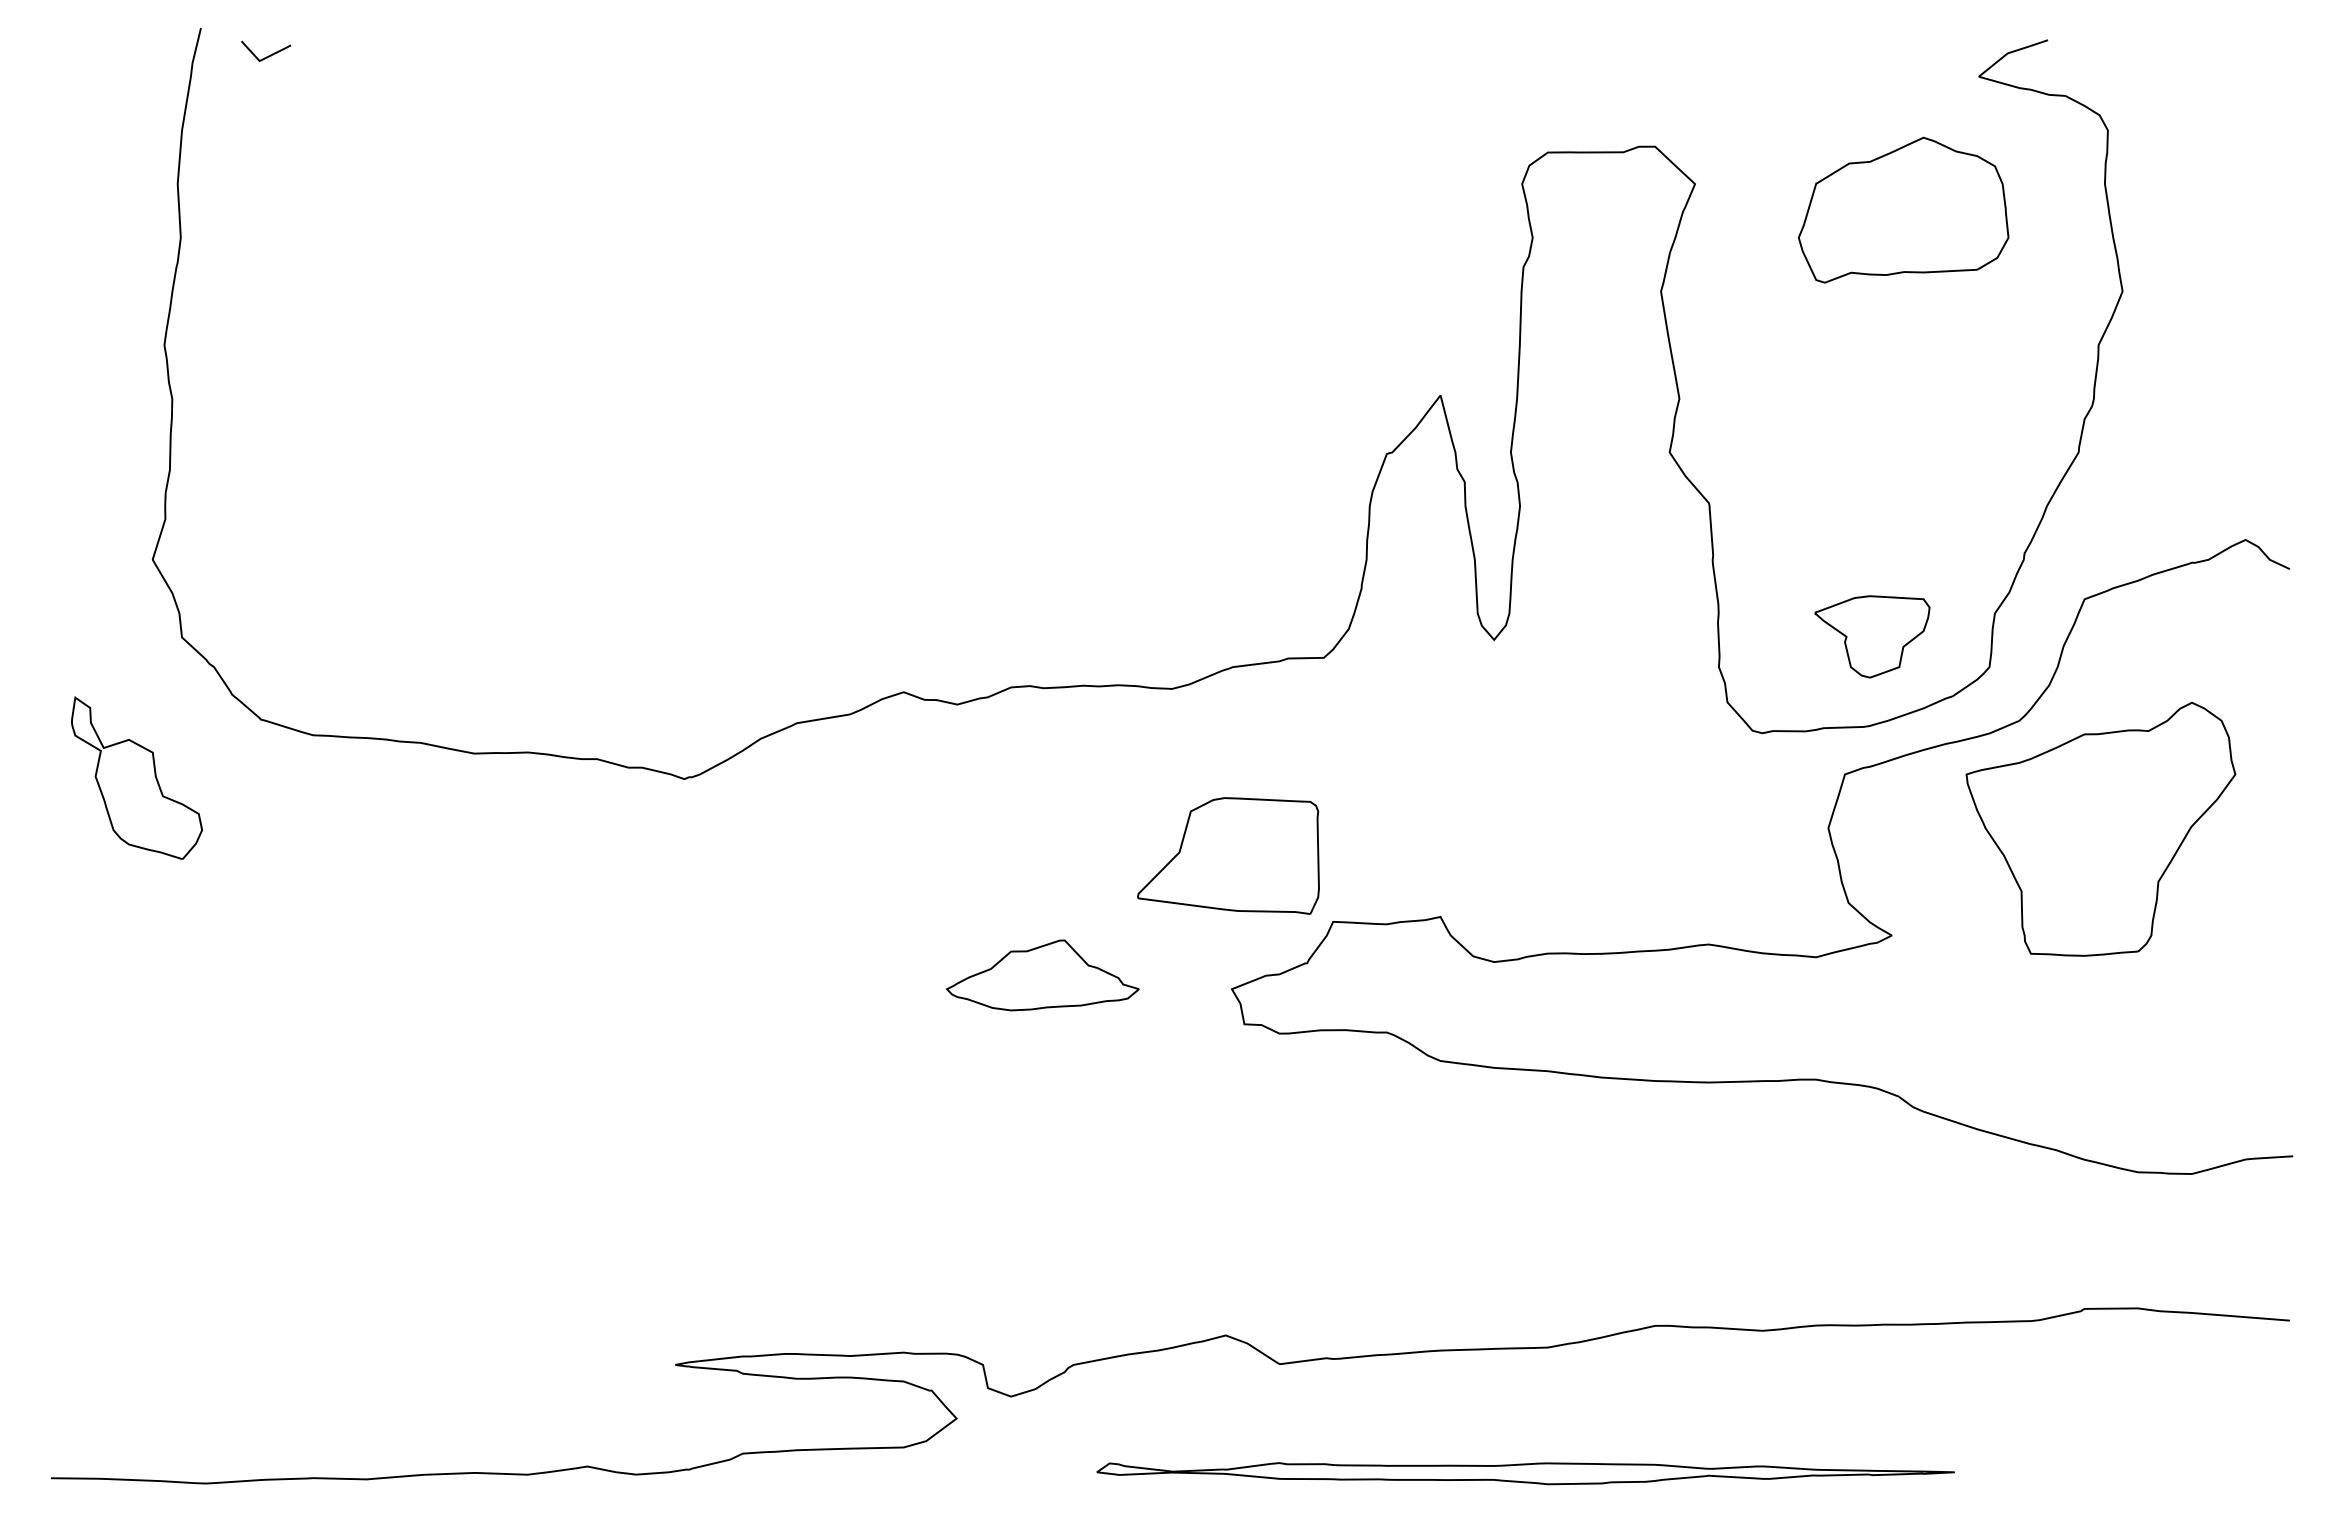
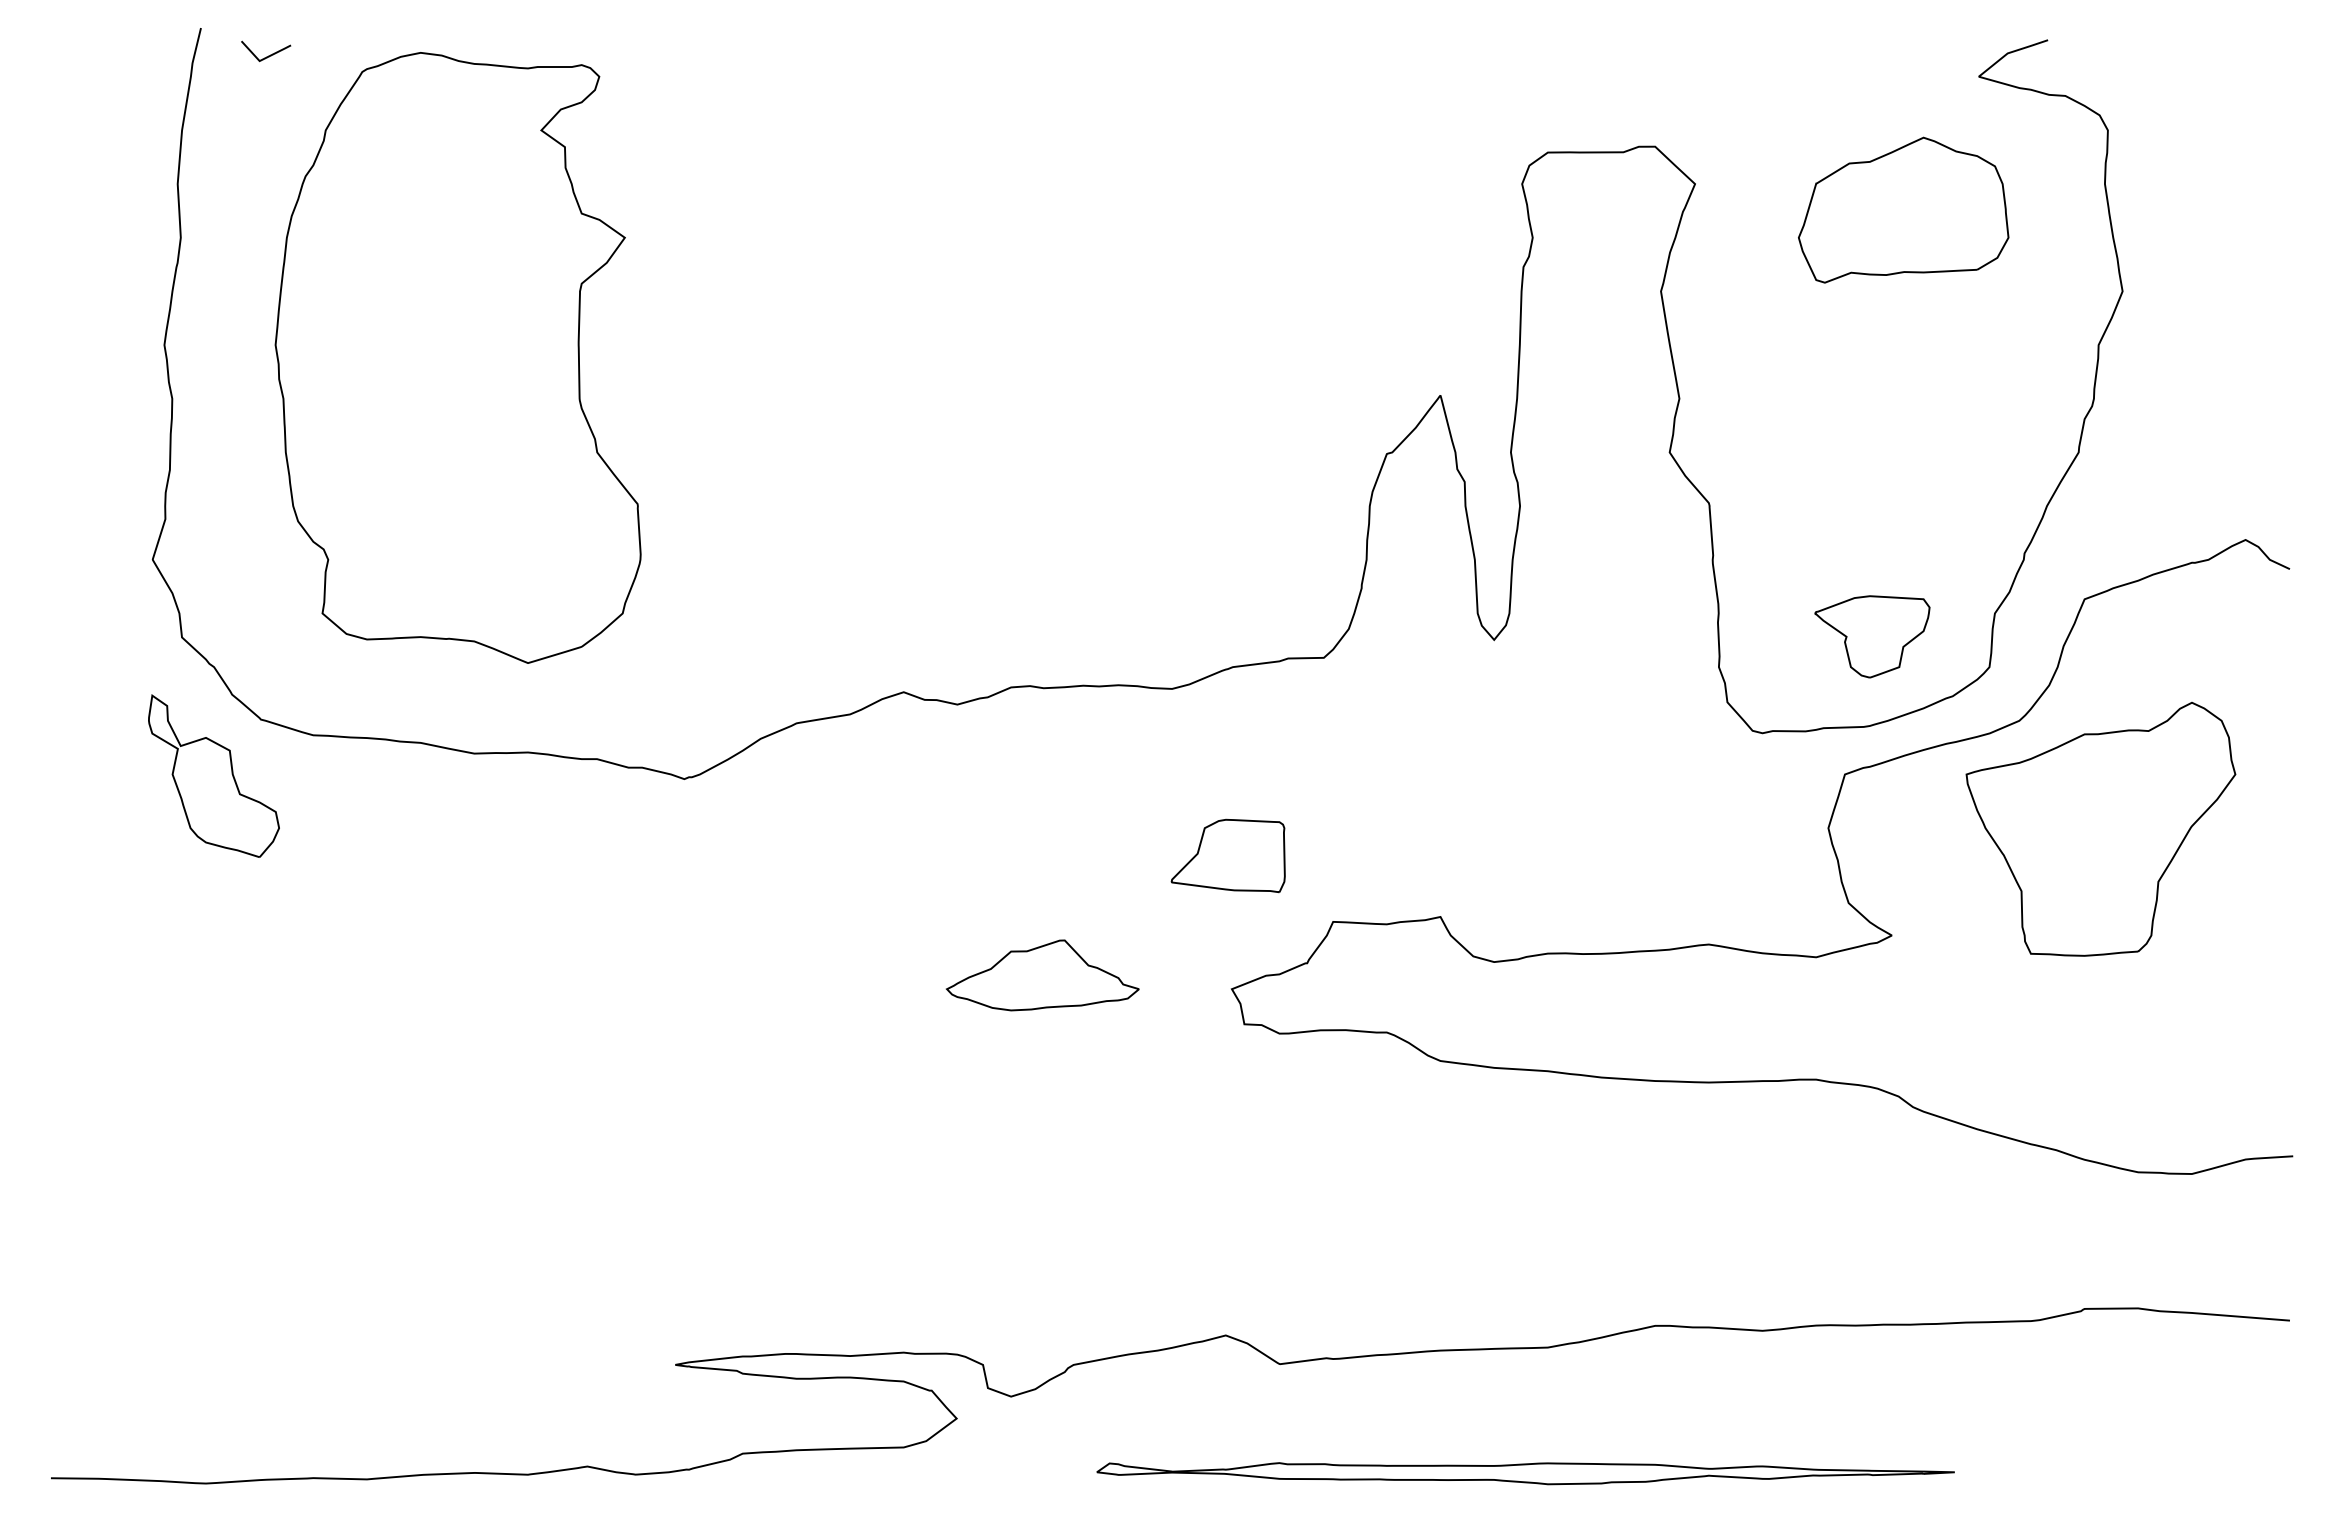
part: none -> present (457, 357)
part position: (136, 777) -> (213, 775) (213, 775)
part size: 183x118 px -> 116x76 px (1227, 855)
